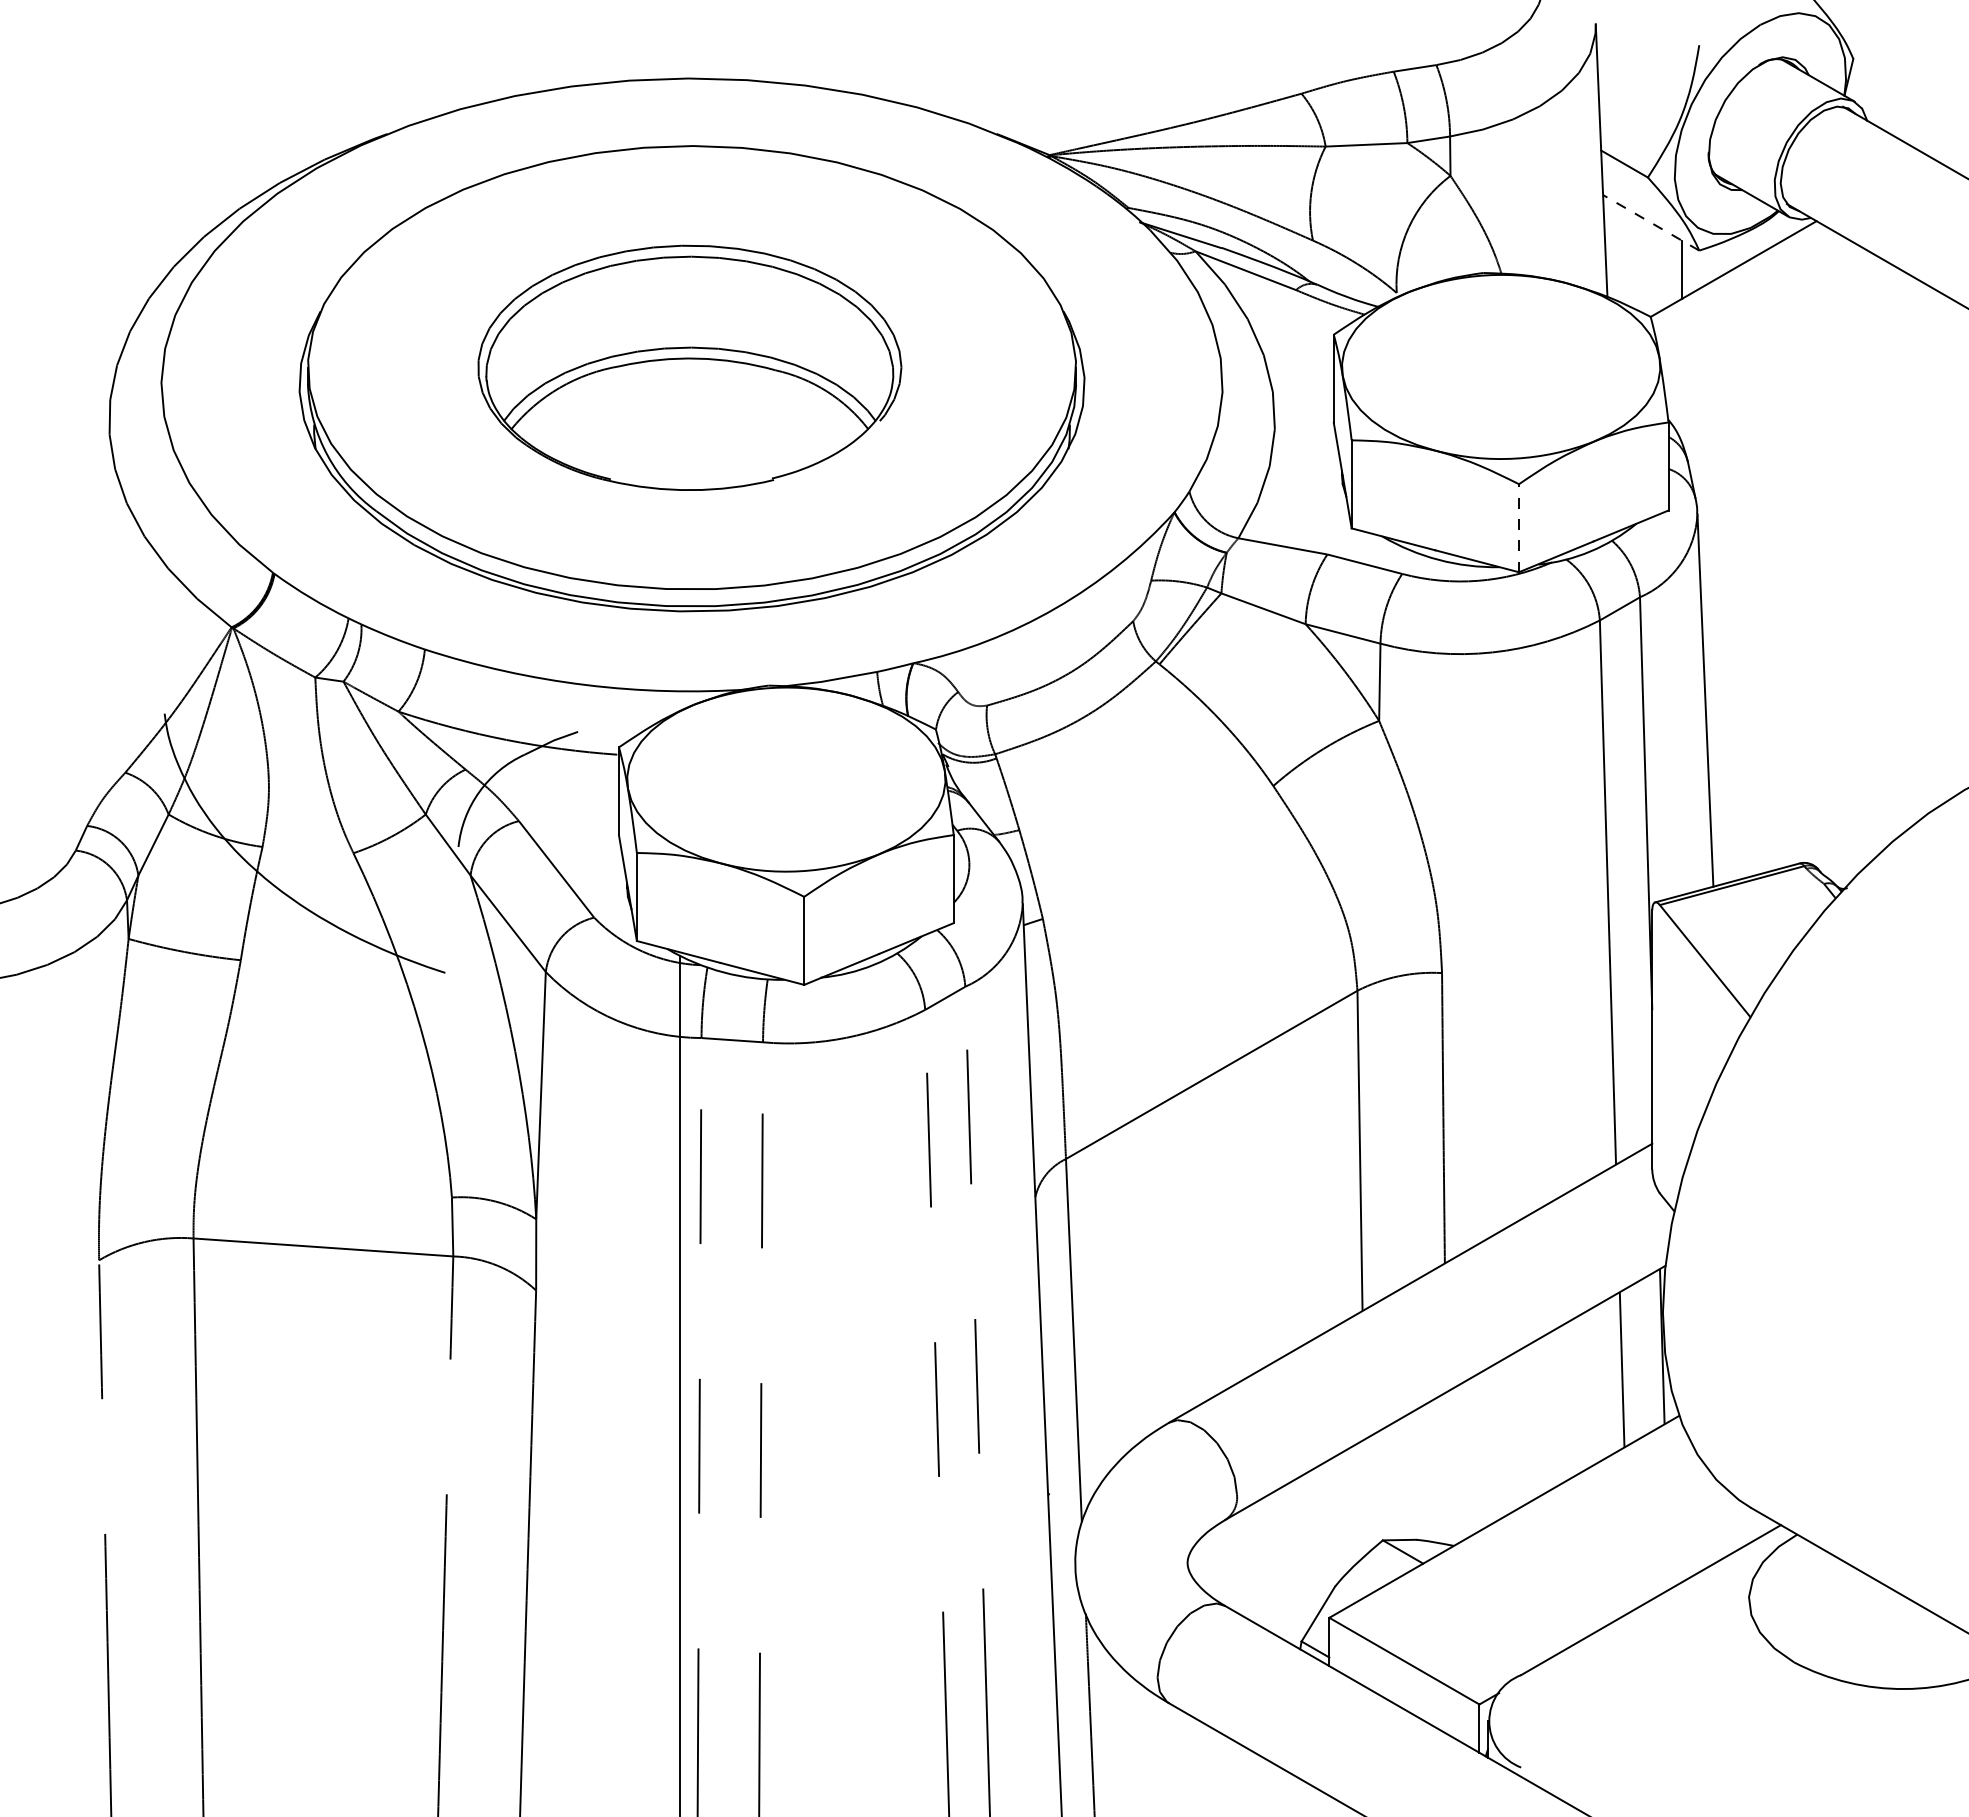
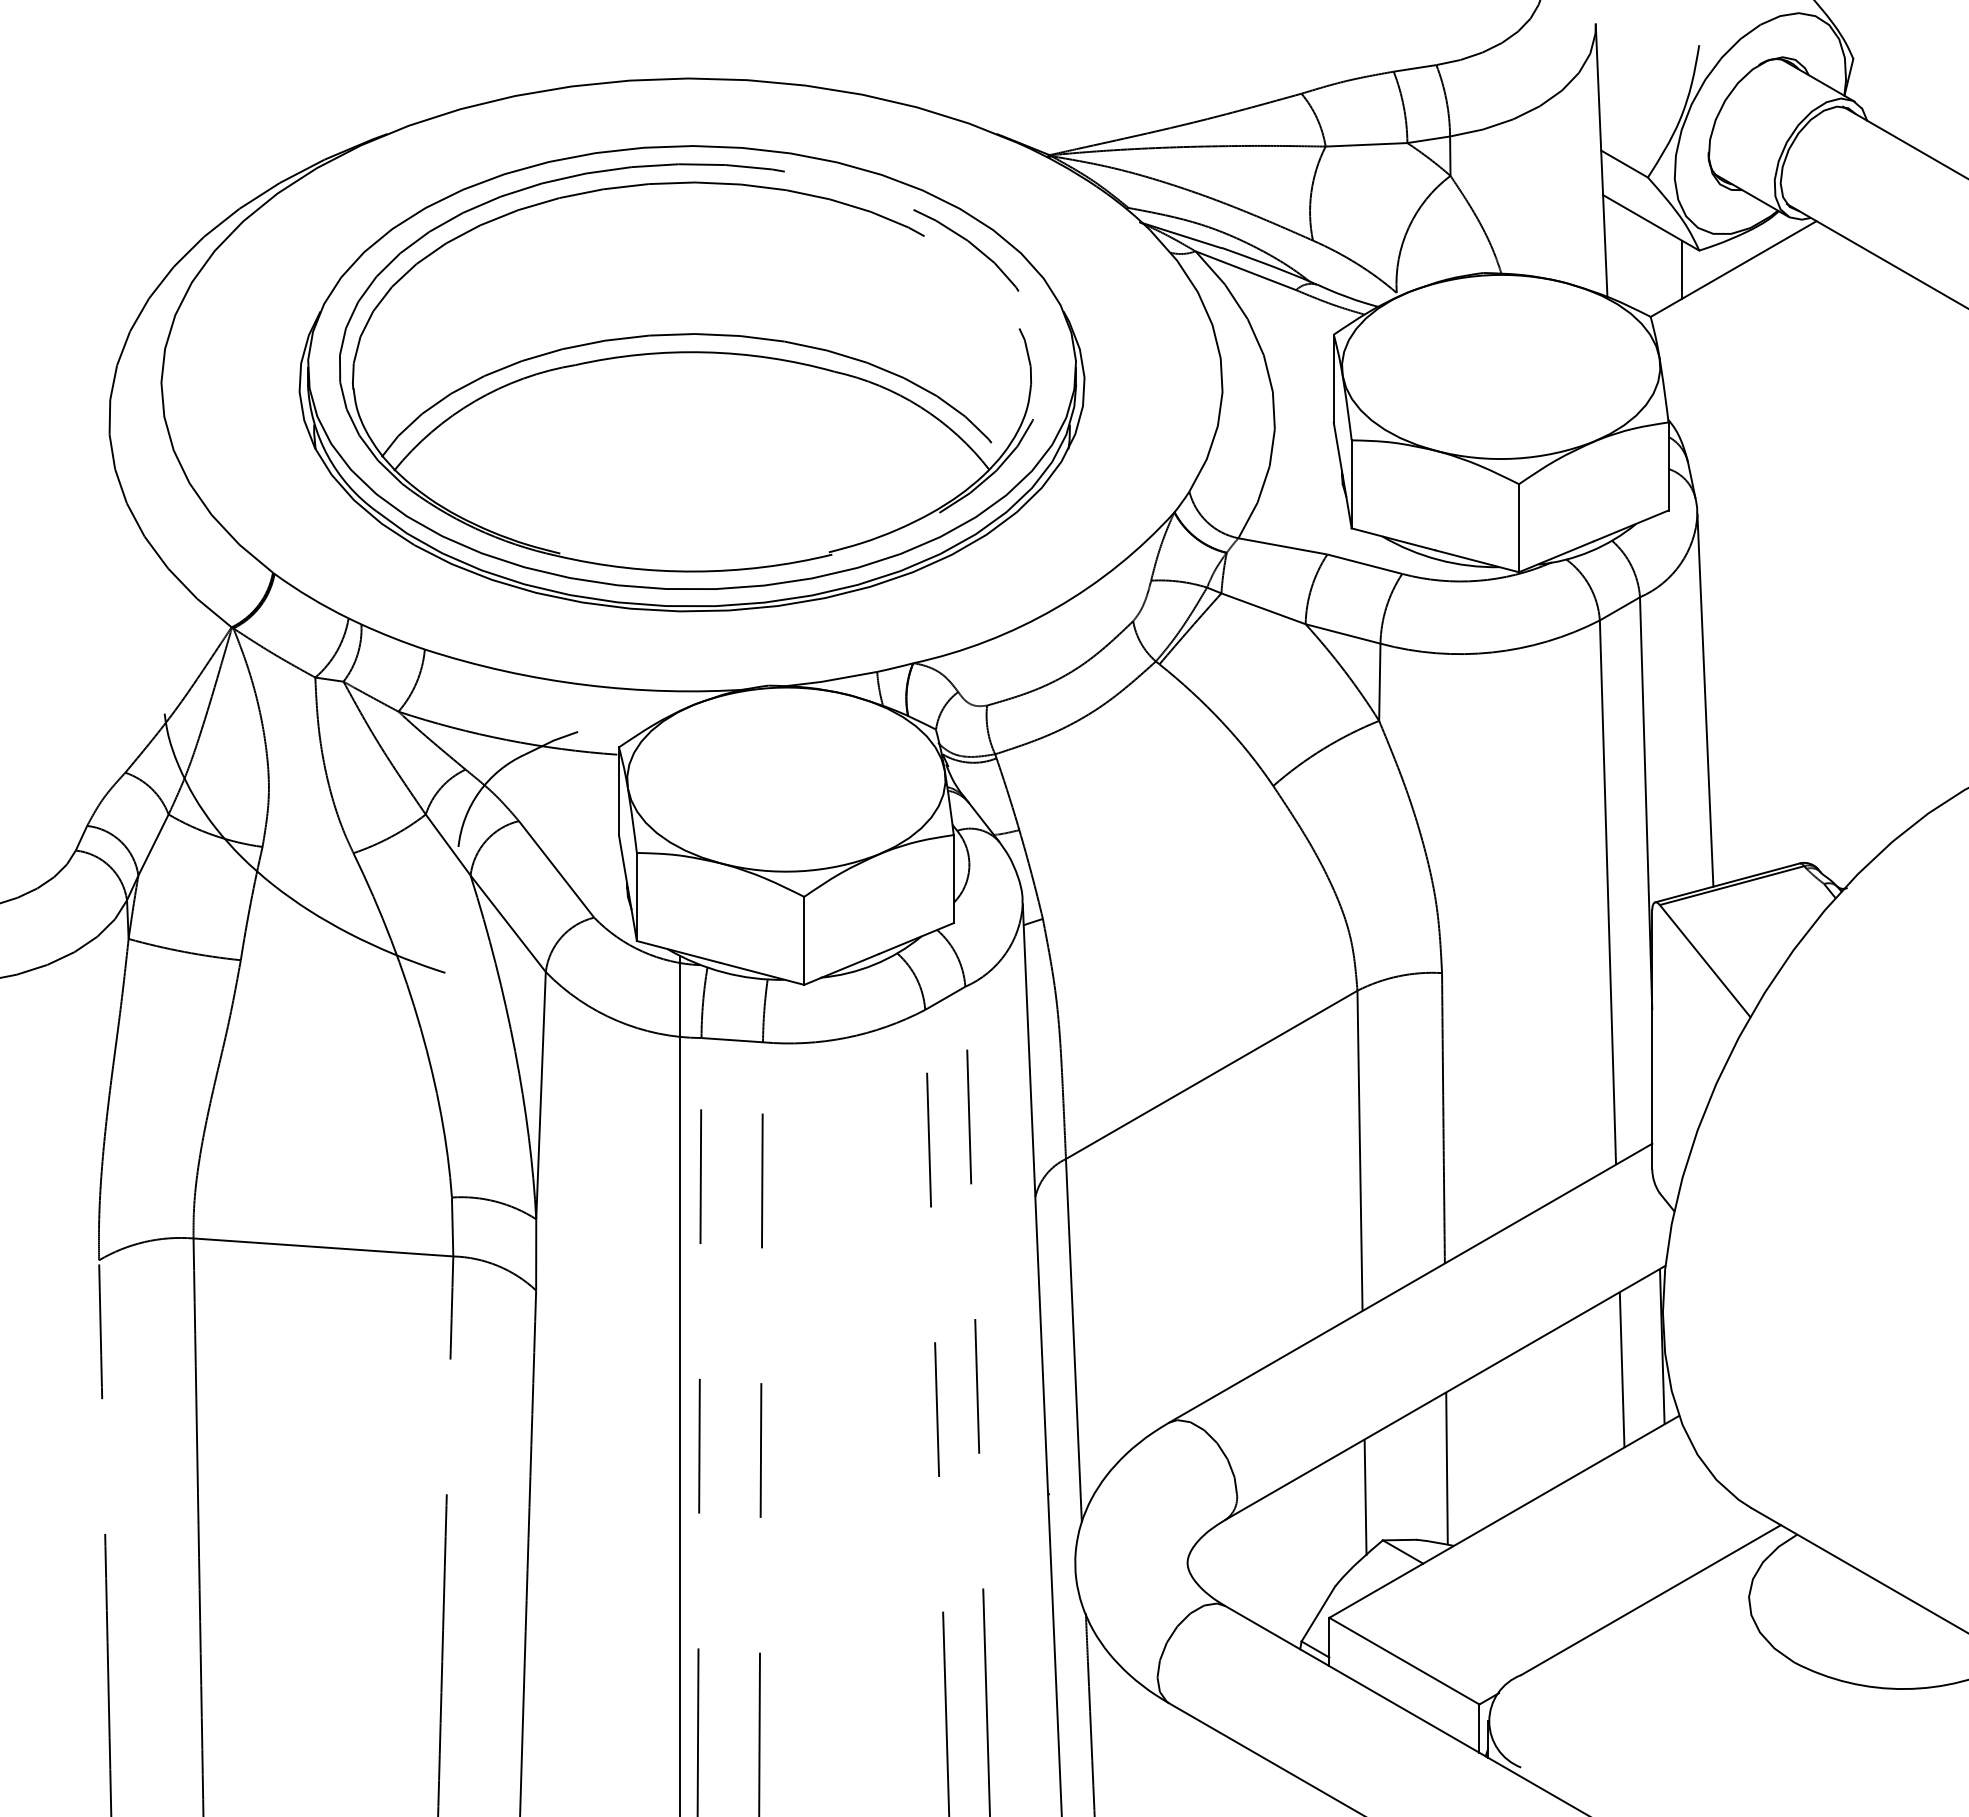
line: dashed -> solid (1651, 222)
part size: 424x247 px -> 695x410 px (686, 367)
line: dashed -> solid (1519, 527)
line: none -> present (1446, 1468)
line: none -> present (1365, 1497)
